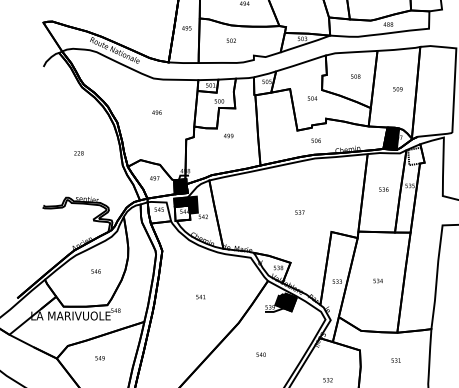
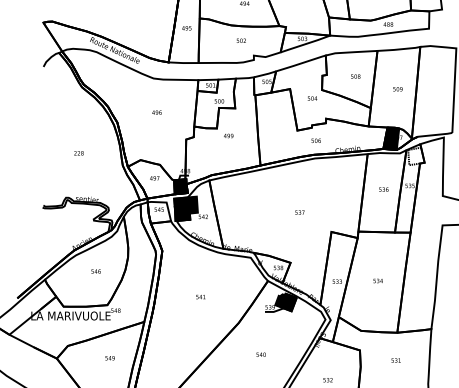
text position: (230, 40) -> (240, 40) (240, 40)
fill: none -> present (182, 212)
text position: (99, 358) -> (109, 358) (109, 358)
